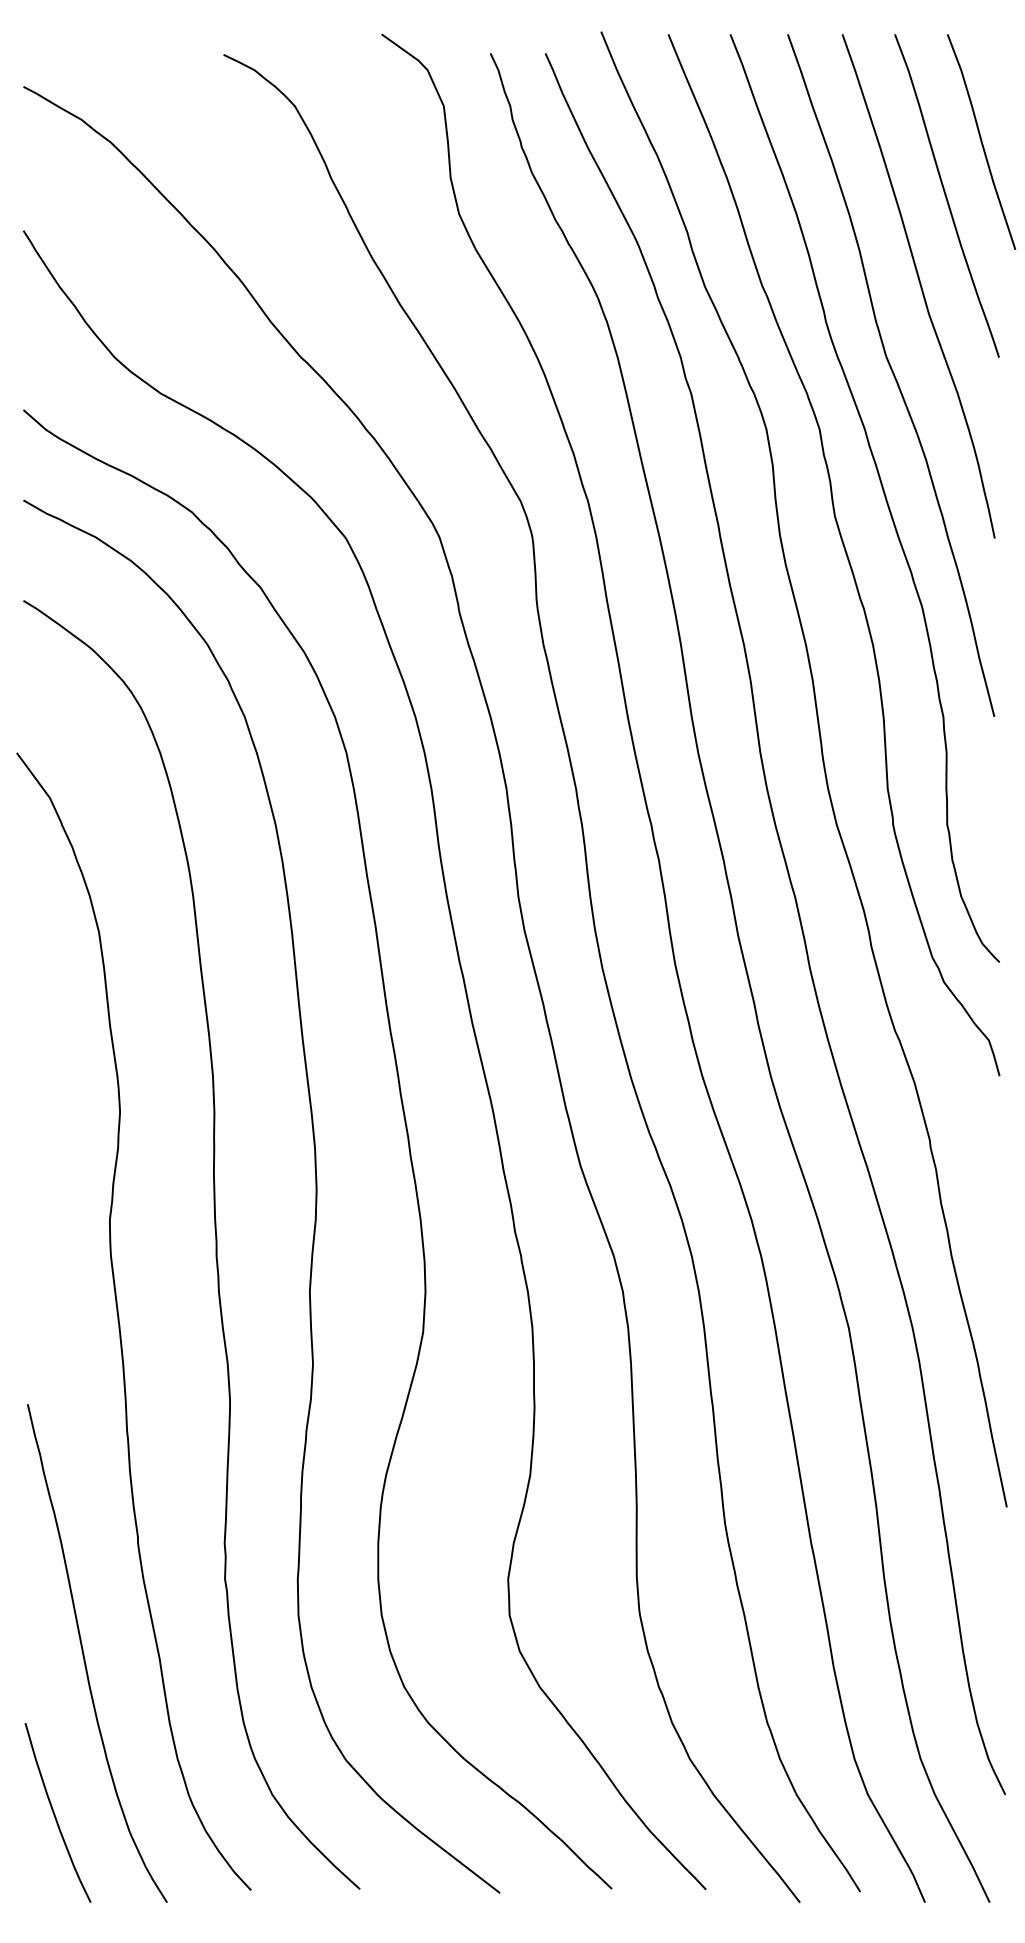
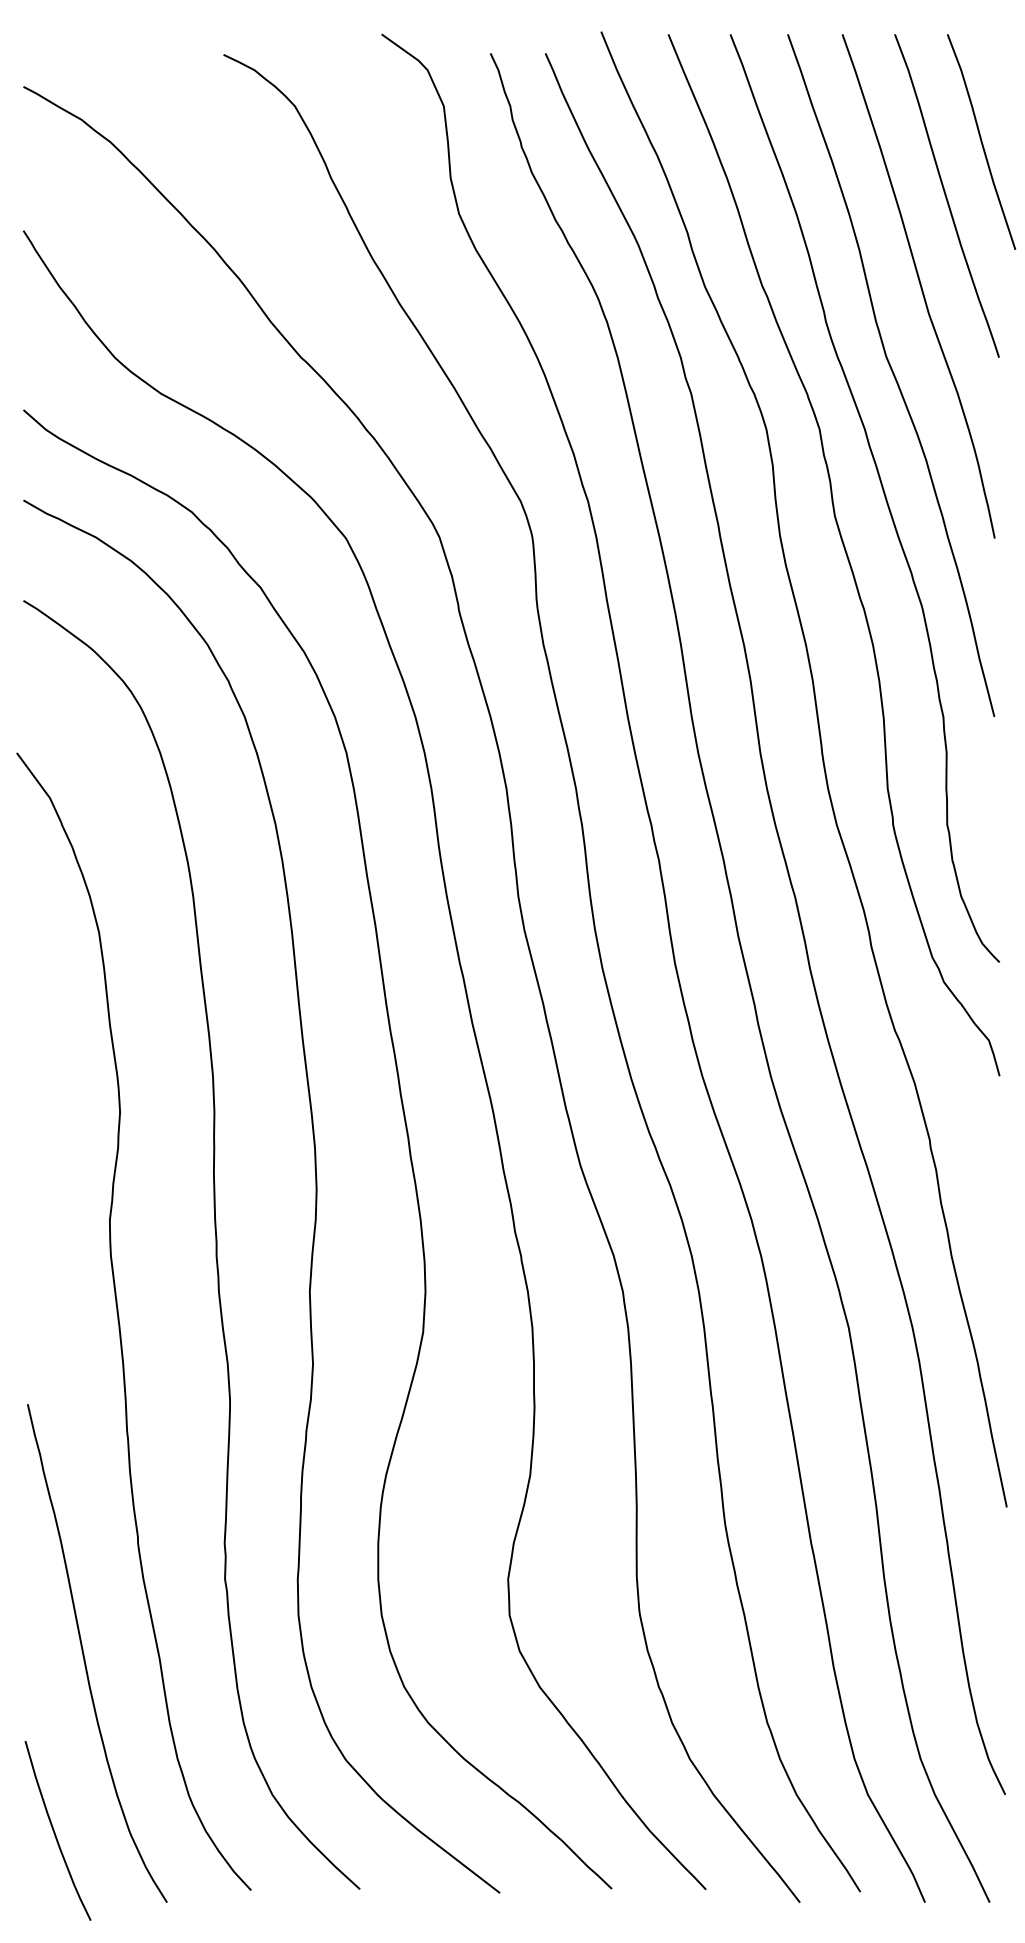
curve position: (55, 1814) -> (55, 1832) (55, 1832)
